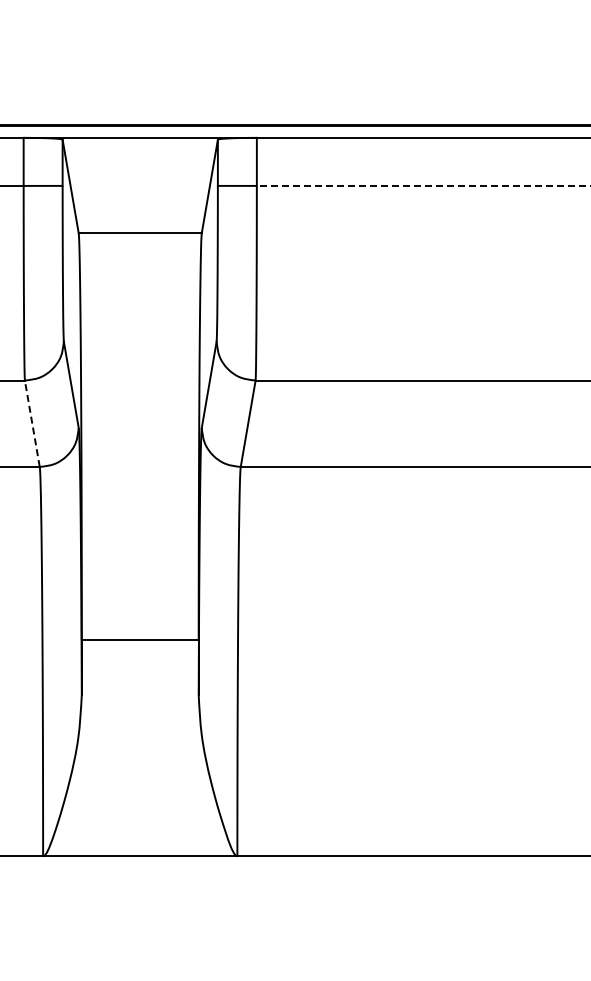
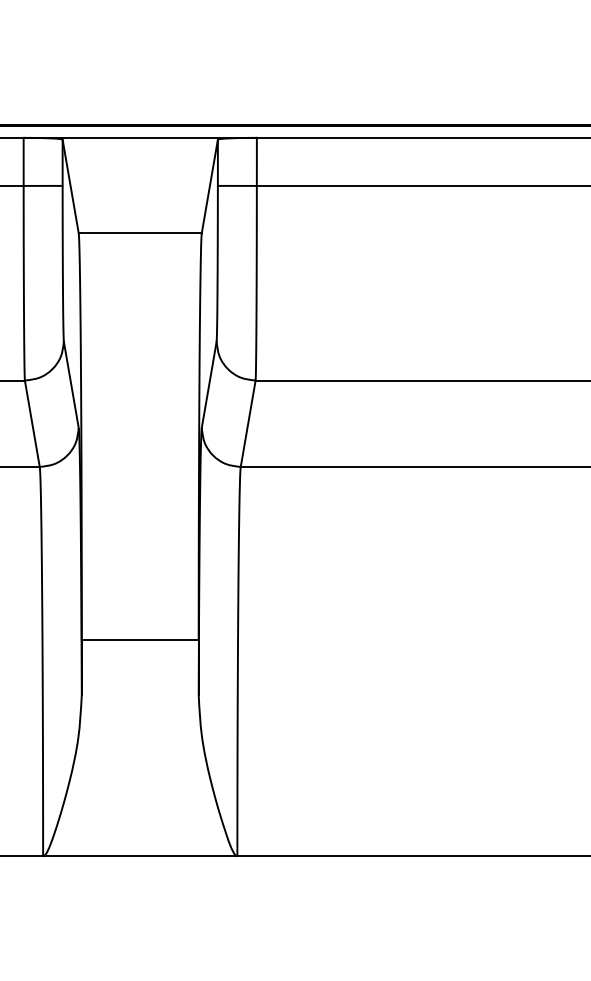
line: dashed -> solid (423, 185)
line: dashed -> solid (32, 423)
